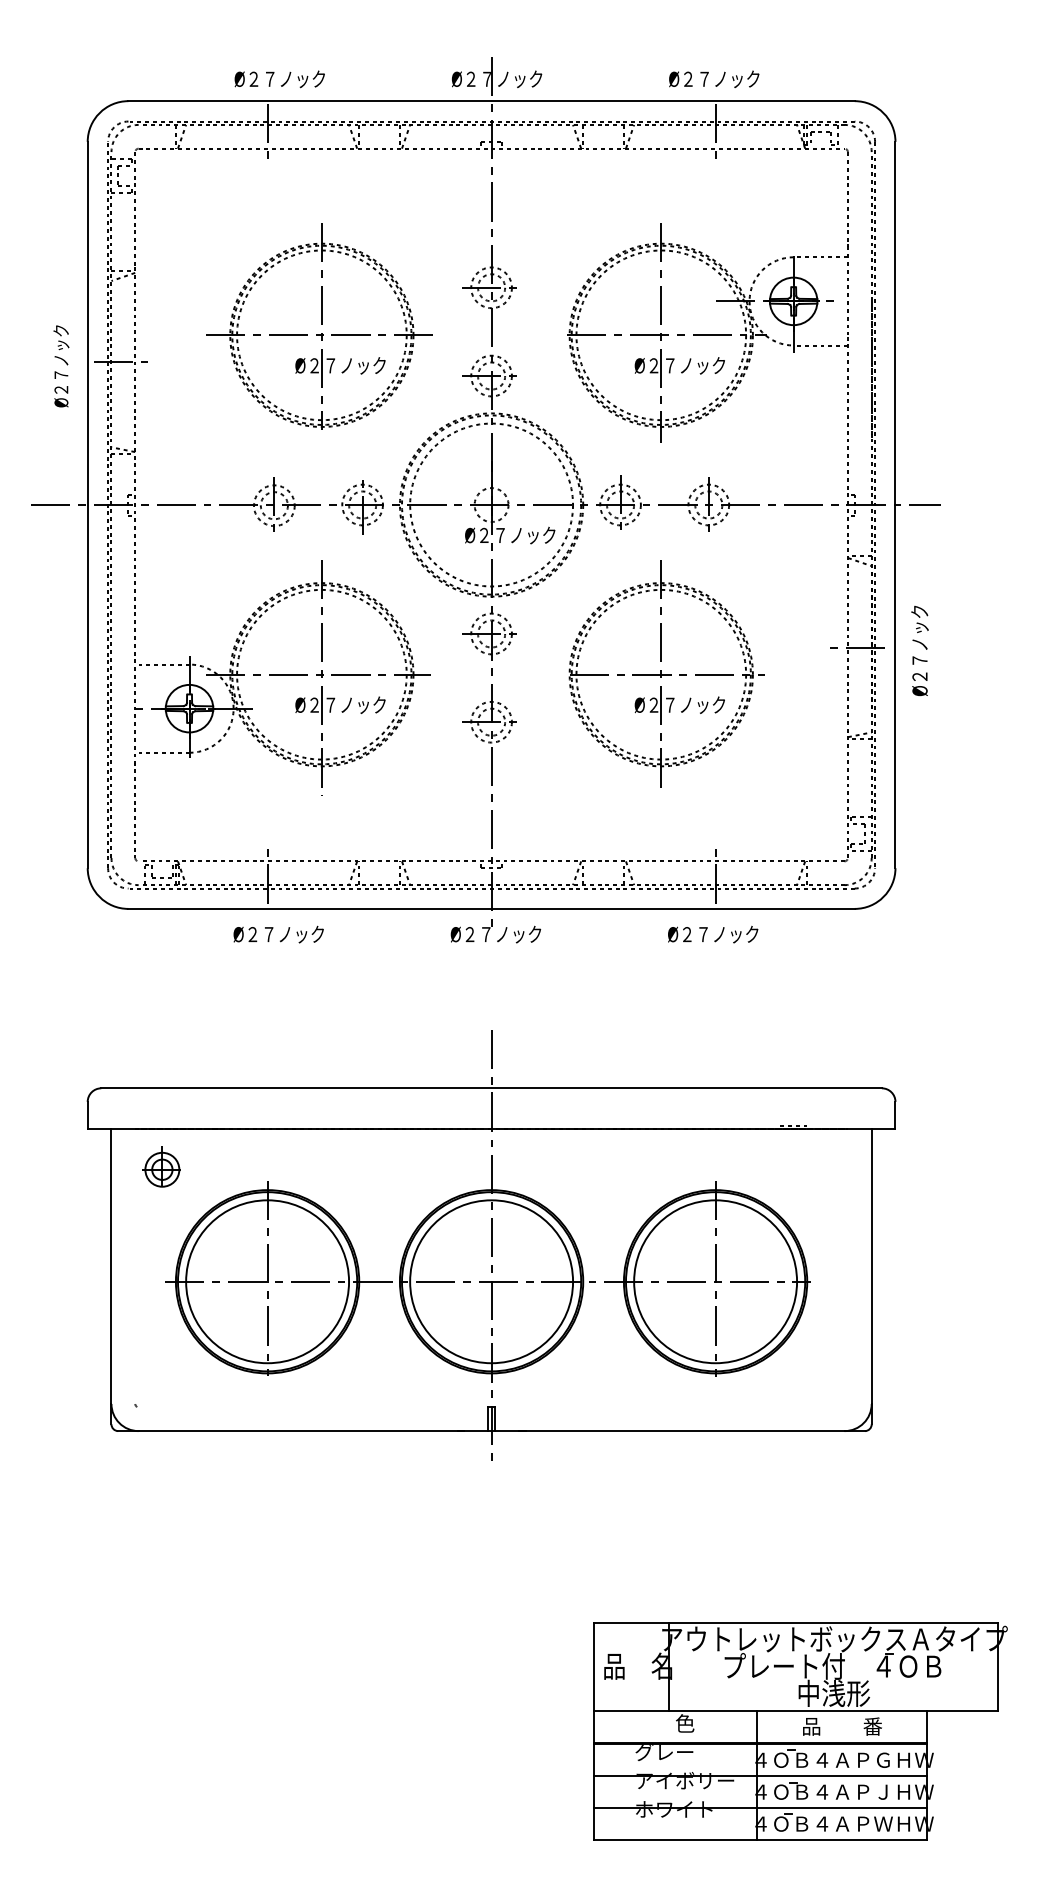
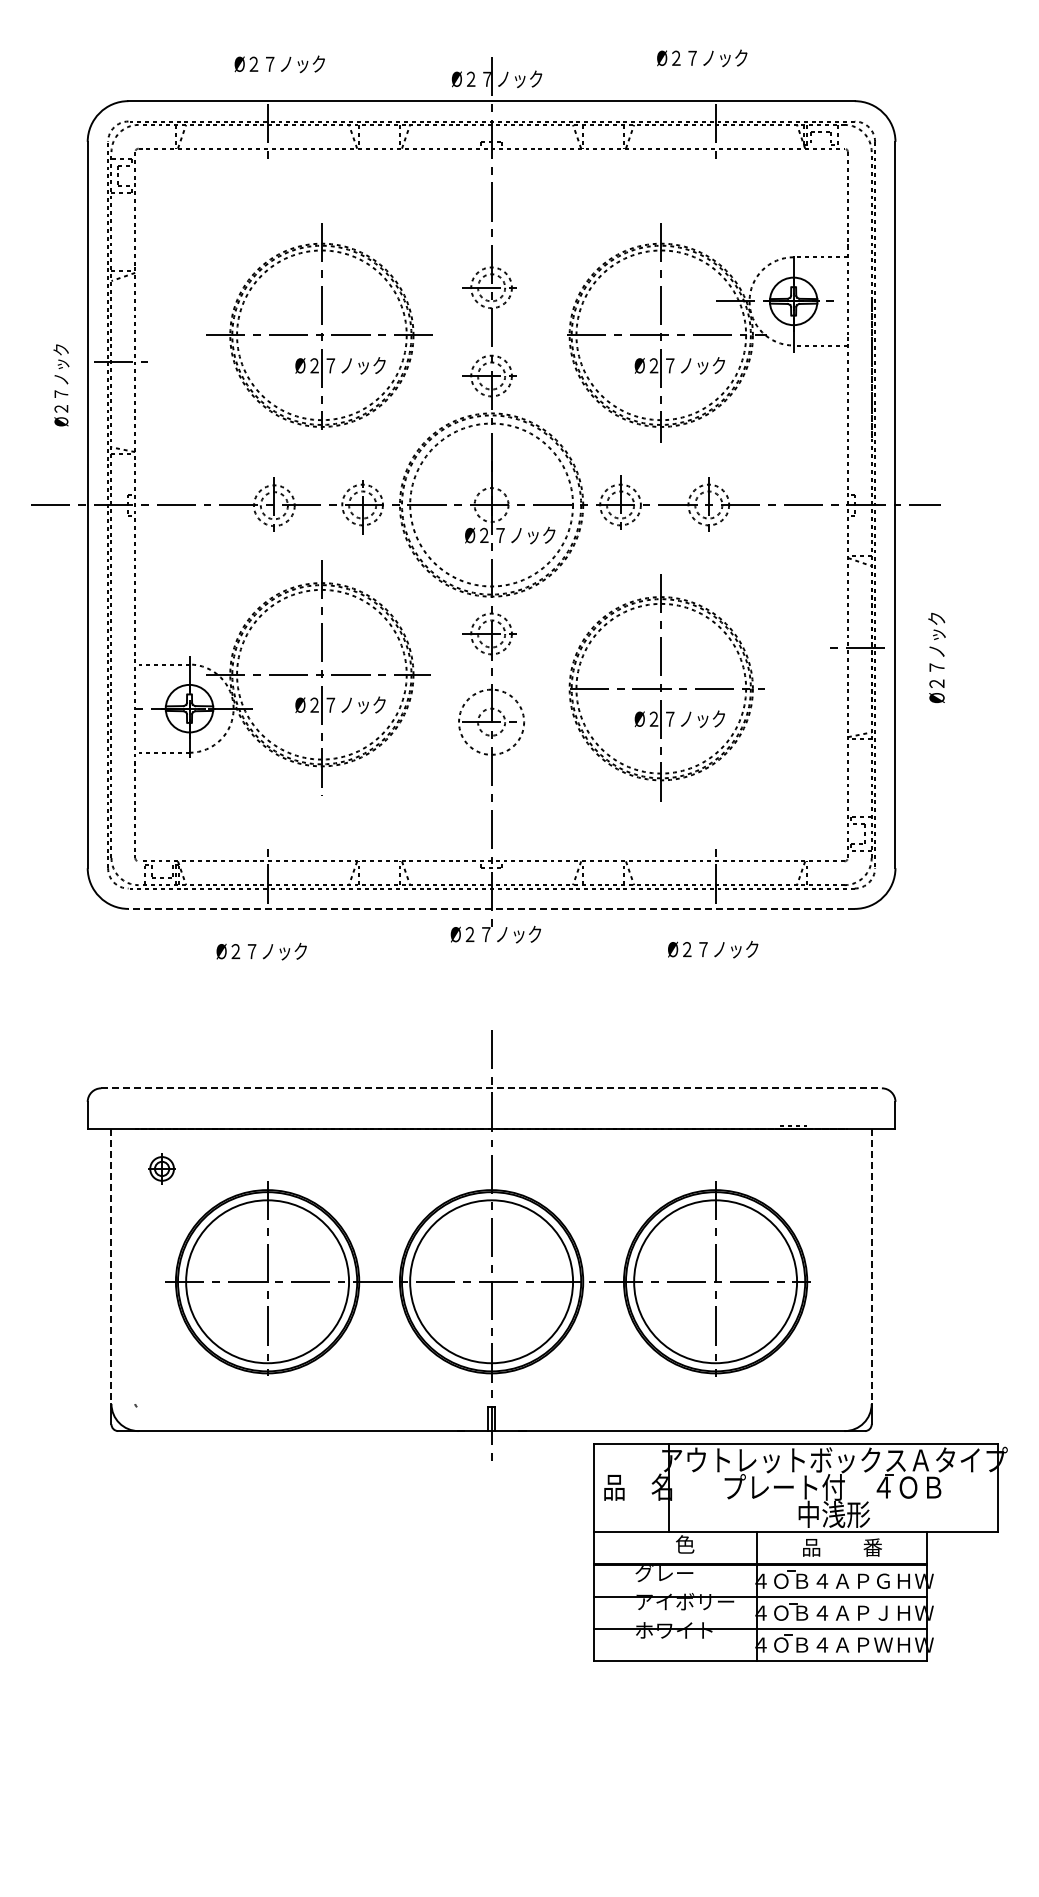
text position: (714, 78) -> (702, 57) (702, 57)
text position: (279, 79) -> (279, 64) (279, 64)
text position: (61, 366) -> (61, 385) (61, 385)
text position: (919, 651) -> (936, 658) (936, 658)
part position: (666, 673) -> (666, 687) (666, 687)
circle diameter: 41 px -> 65 px (491, 721)
line: solid -> dashed (491, 908)
text position: (278, 934) -> (261, 951) (261, 951)
text position: (713, 934) -> (713, 949) (713, 949)
line: solid -> dashed (492, 1088)
part size: 39x42 px -> 28x32 px (161, 1168)
line: solid -> dashed (111, 1267)
line: solid -> dashed (871, 1267)
part position: (800, 1731) -> (800, 1552) (800, 1552)
